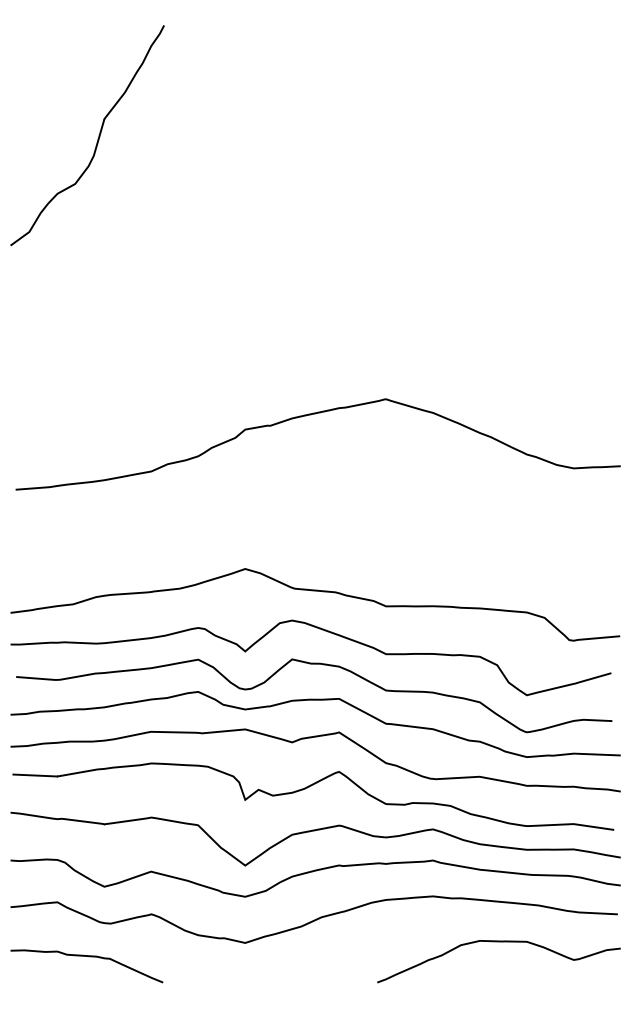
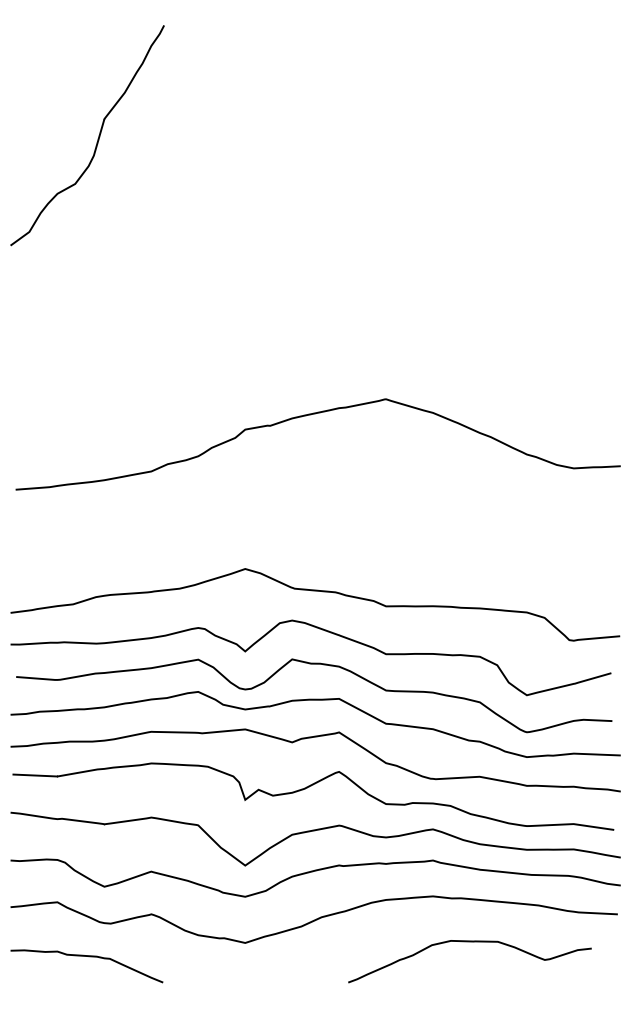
curve position: (498, 942) -> (469, 942) (469, 942)
